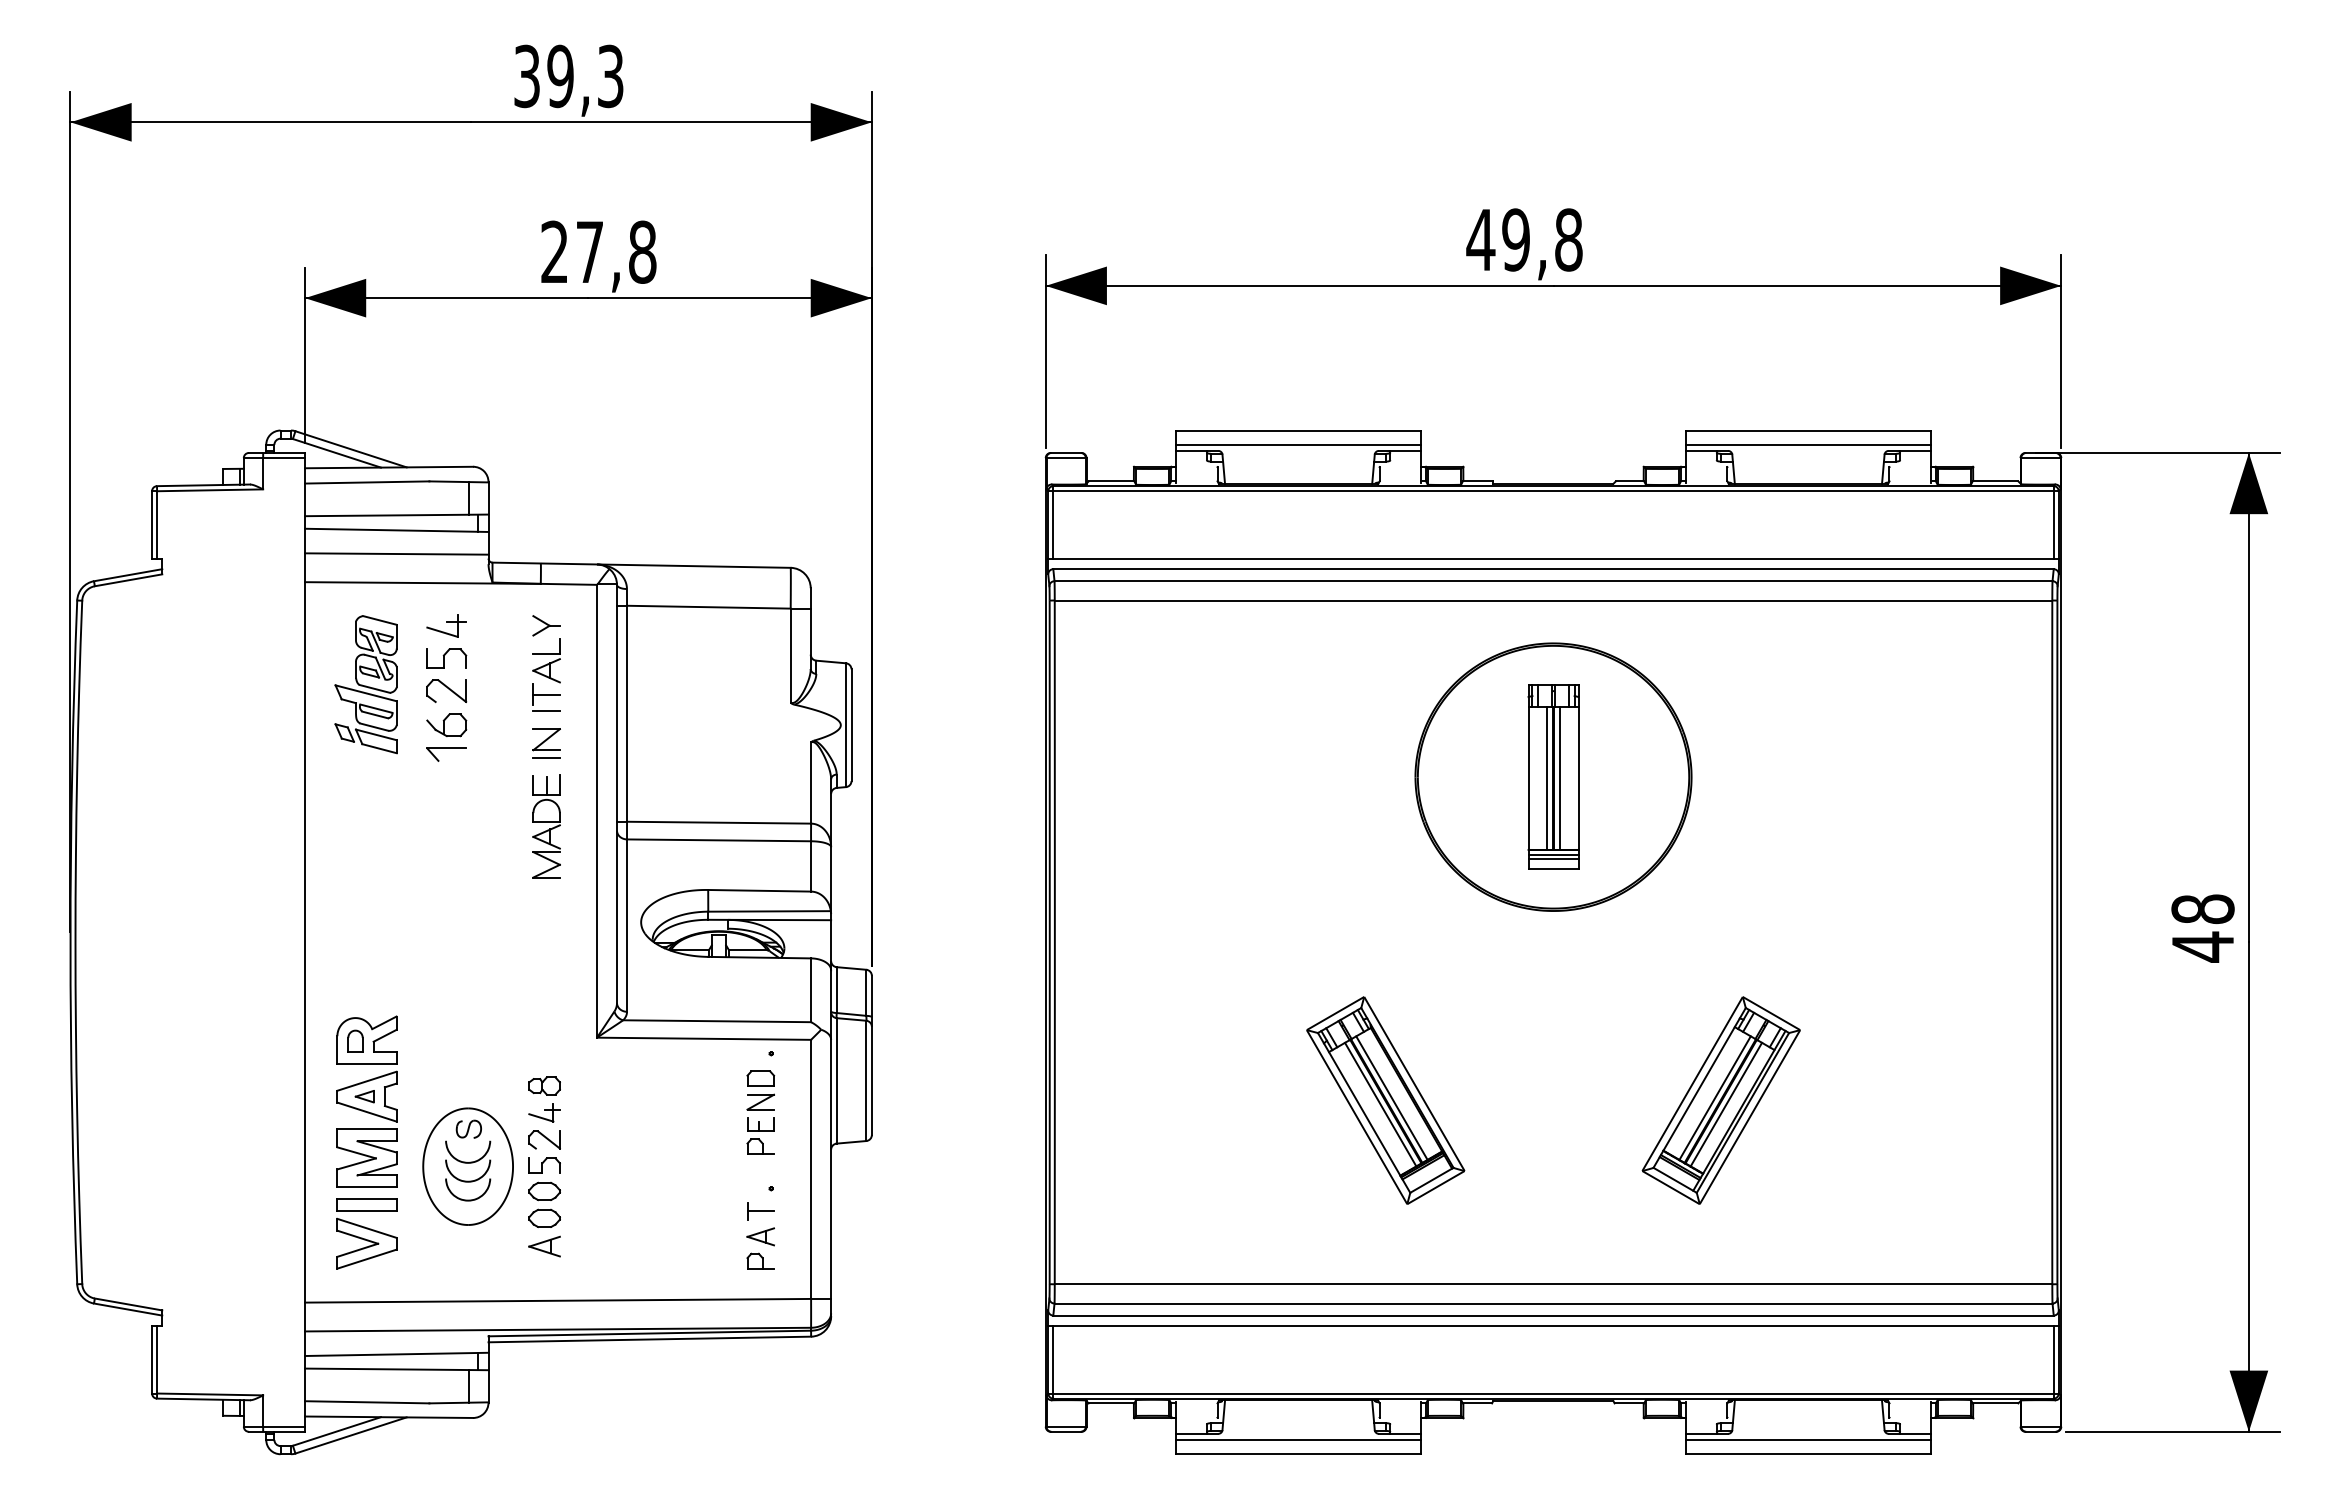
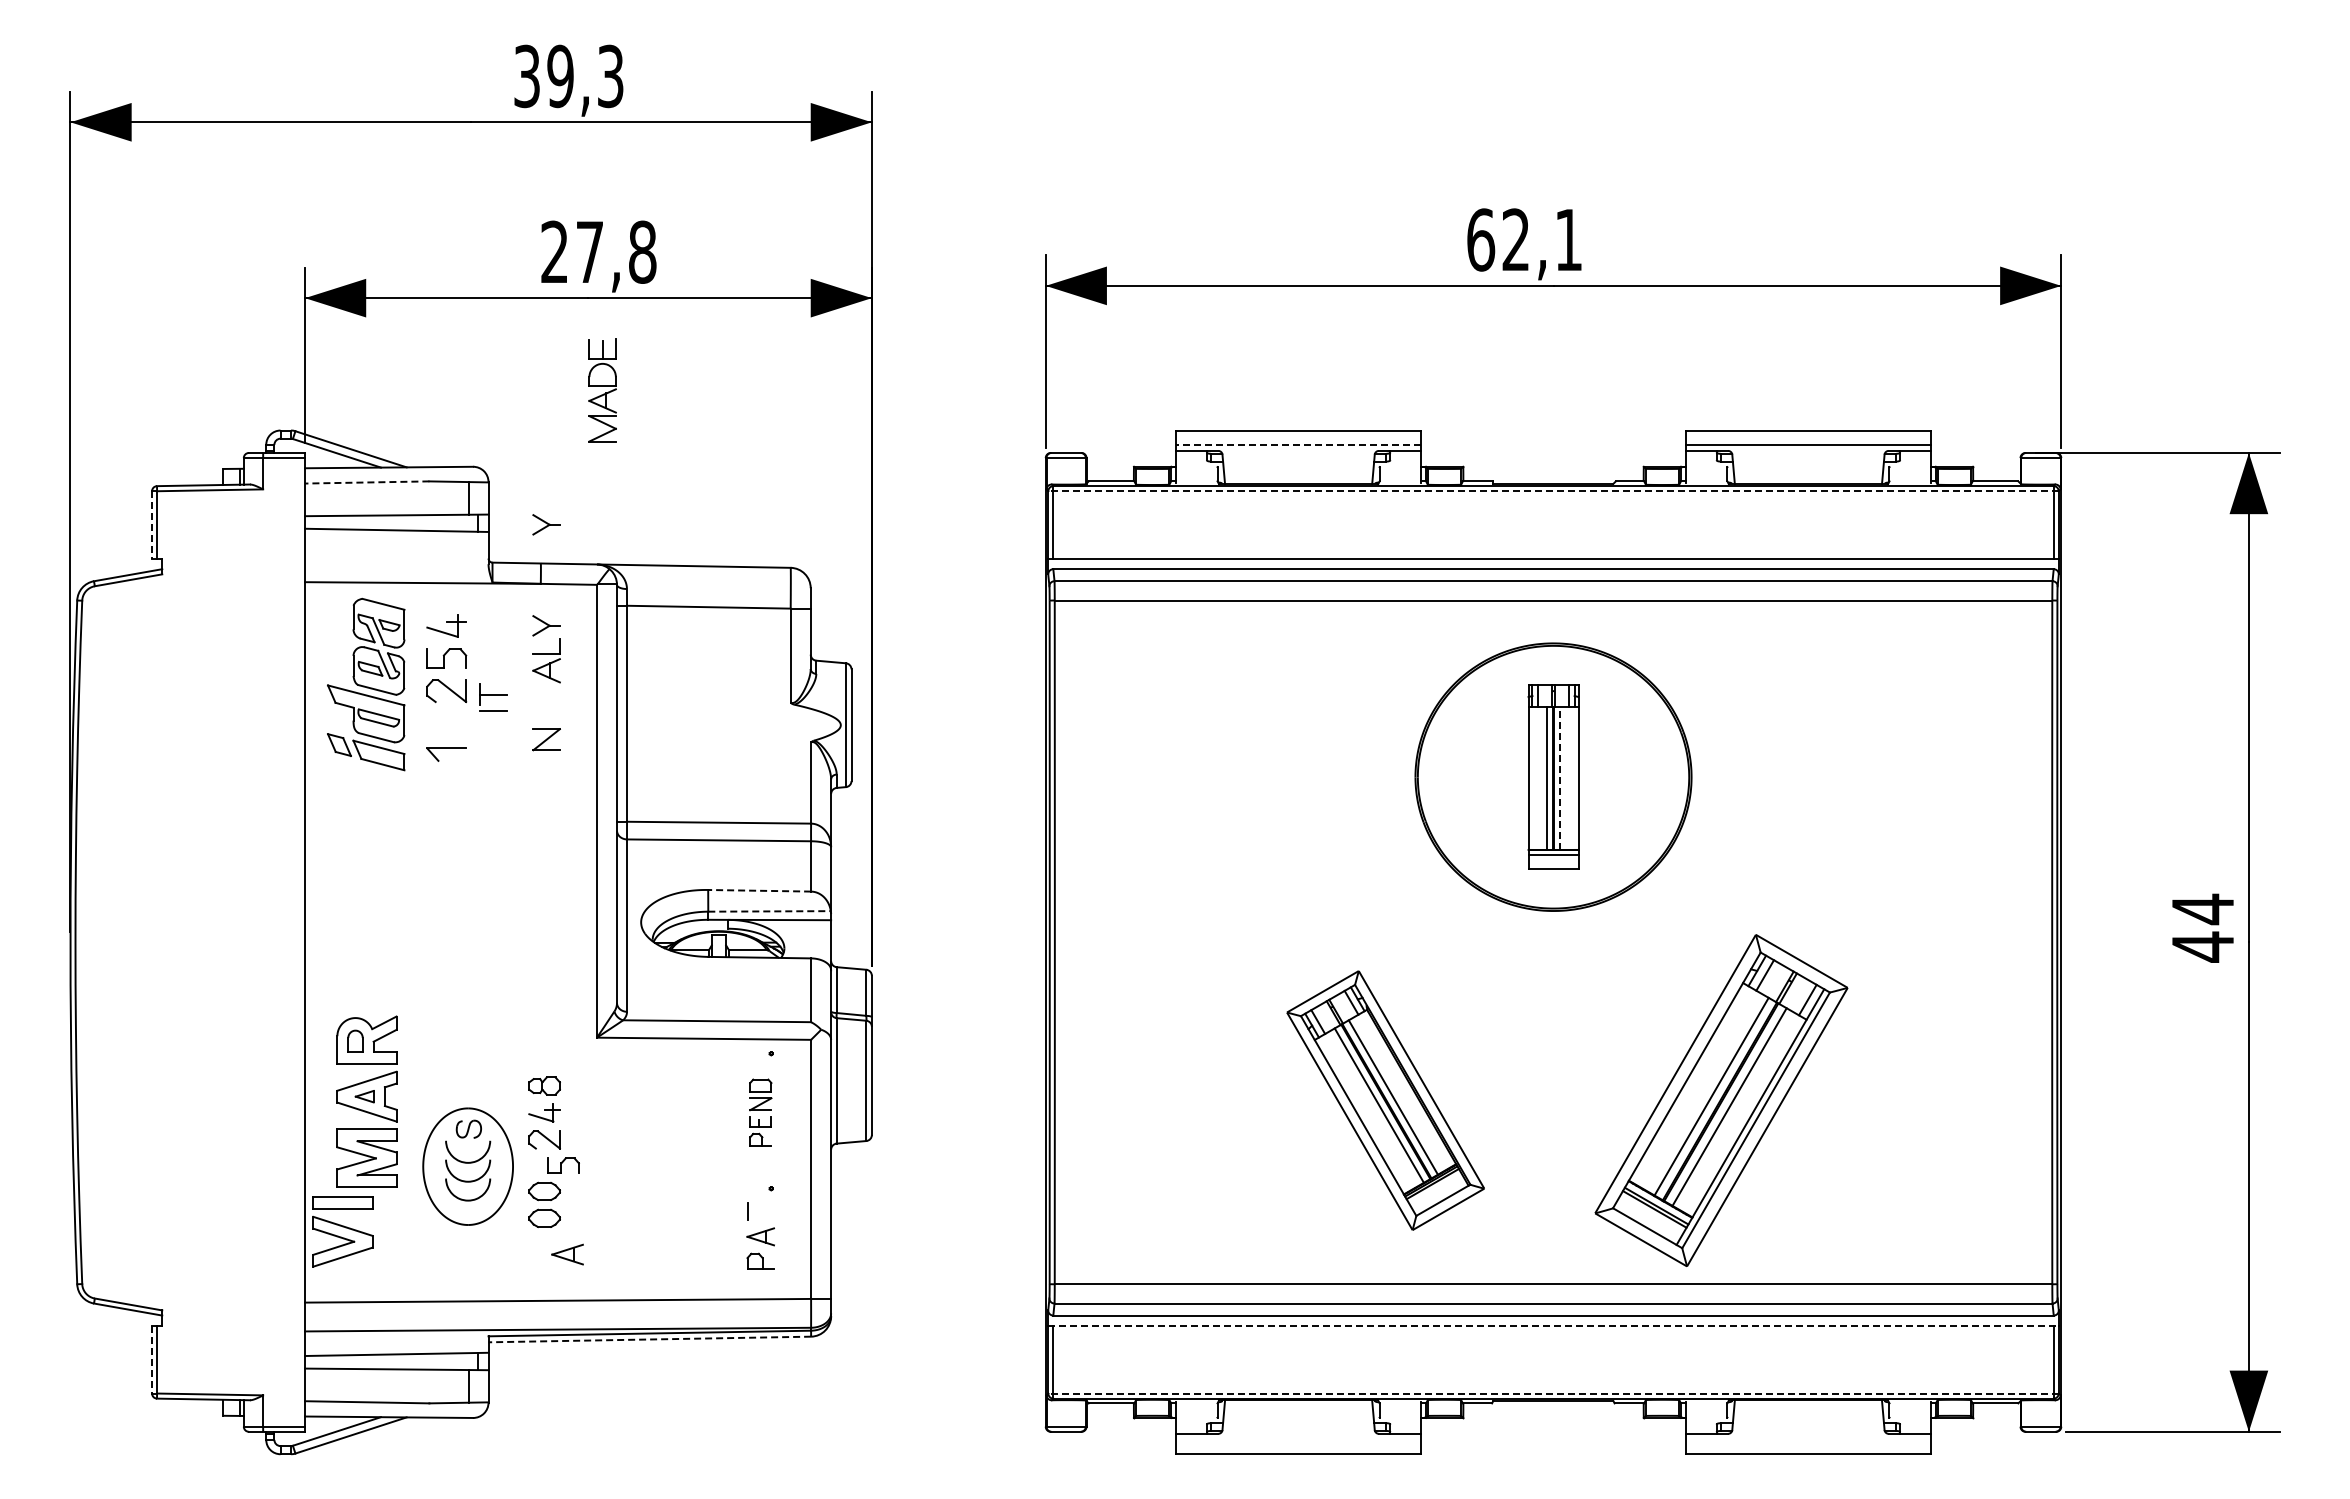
text: 49,8 -> 62,1 (1524, 239)
line: solid -> dashed (1298, 444)
line: solid -> dashed (366, 482)
line: solid -> dashed (1553, 491)
part: none -> present (546, 524)
line: solid -> dashed (152, 525)
line: present -> none (396, 553)
part size: 64x140 px -> 79x175 px (366, 684)
part position: (546, 697) -> (493, 697) (493, 697)
part: present -> none (446, 725)
line: present -> none (546, 758)
line: solid -> dashed (1560, 777)
part position: (546, 826) -> (602, 390) (602, 390)
line: present -> none (1553, 859)
line: solid -> dashed (759, 890)
text: 48 -> 44 (2202, 909)
line: solid -> dashed (770, 911)
part size: 160x209 px -> 199x261 px (1385, 1100)
part size: 160x209 px -> 255x333 px (1721, 1100)
part size: 30x85 px -> 24x69 px (760, 1112)
part position: (544, 1165) -> (563, 1165) (563, 1165)
line: present -> none (760, 1211)
part position: (366, 1233) -> (342, 1231) (342, 1231)
part position: (544, 1246) -> (567, 1254) (567, 1254)
line: solid -> dashed (1554, 1325)
line: solid -> dashed (649, 1339)
line: solid -> dashed (152, 1359)
line: solid -> dashed (1553, 1393)
line: present -> none (1298, 1439)
line: present -> none (1808, 1439)
